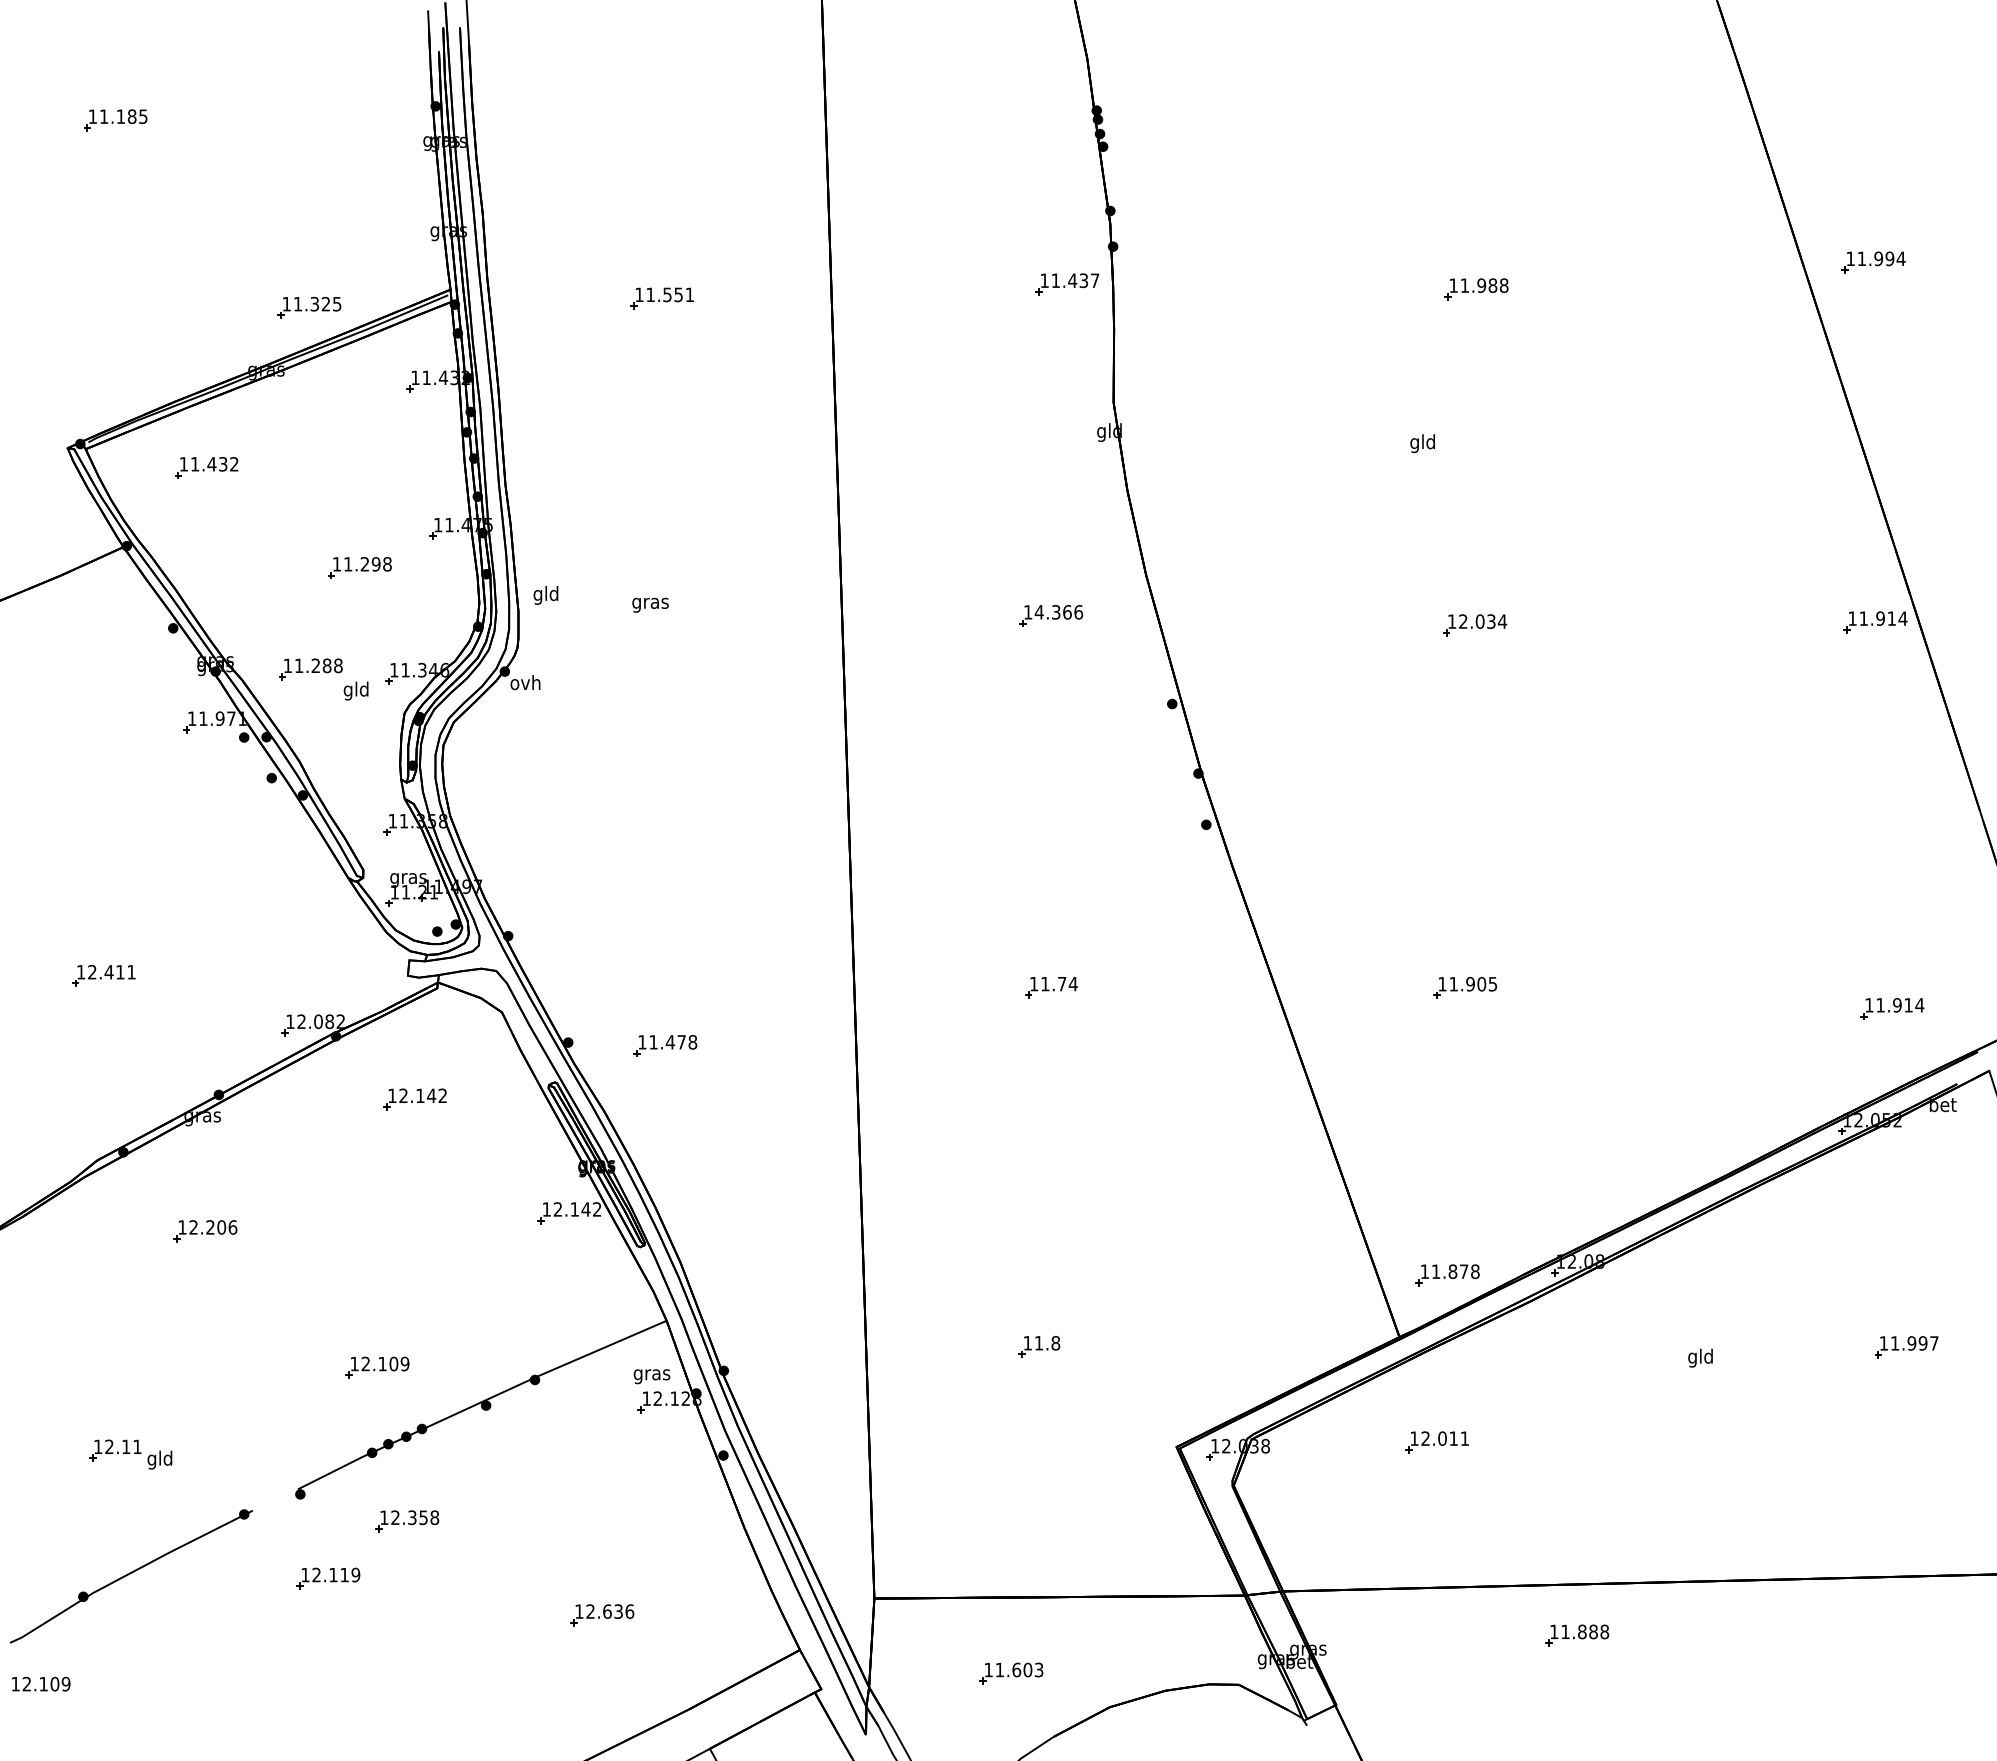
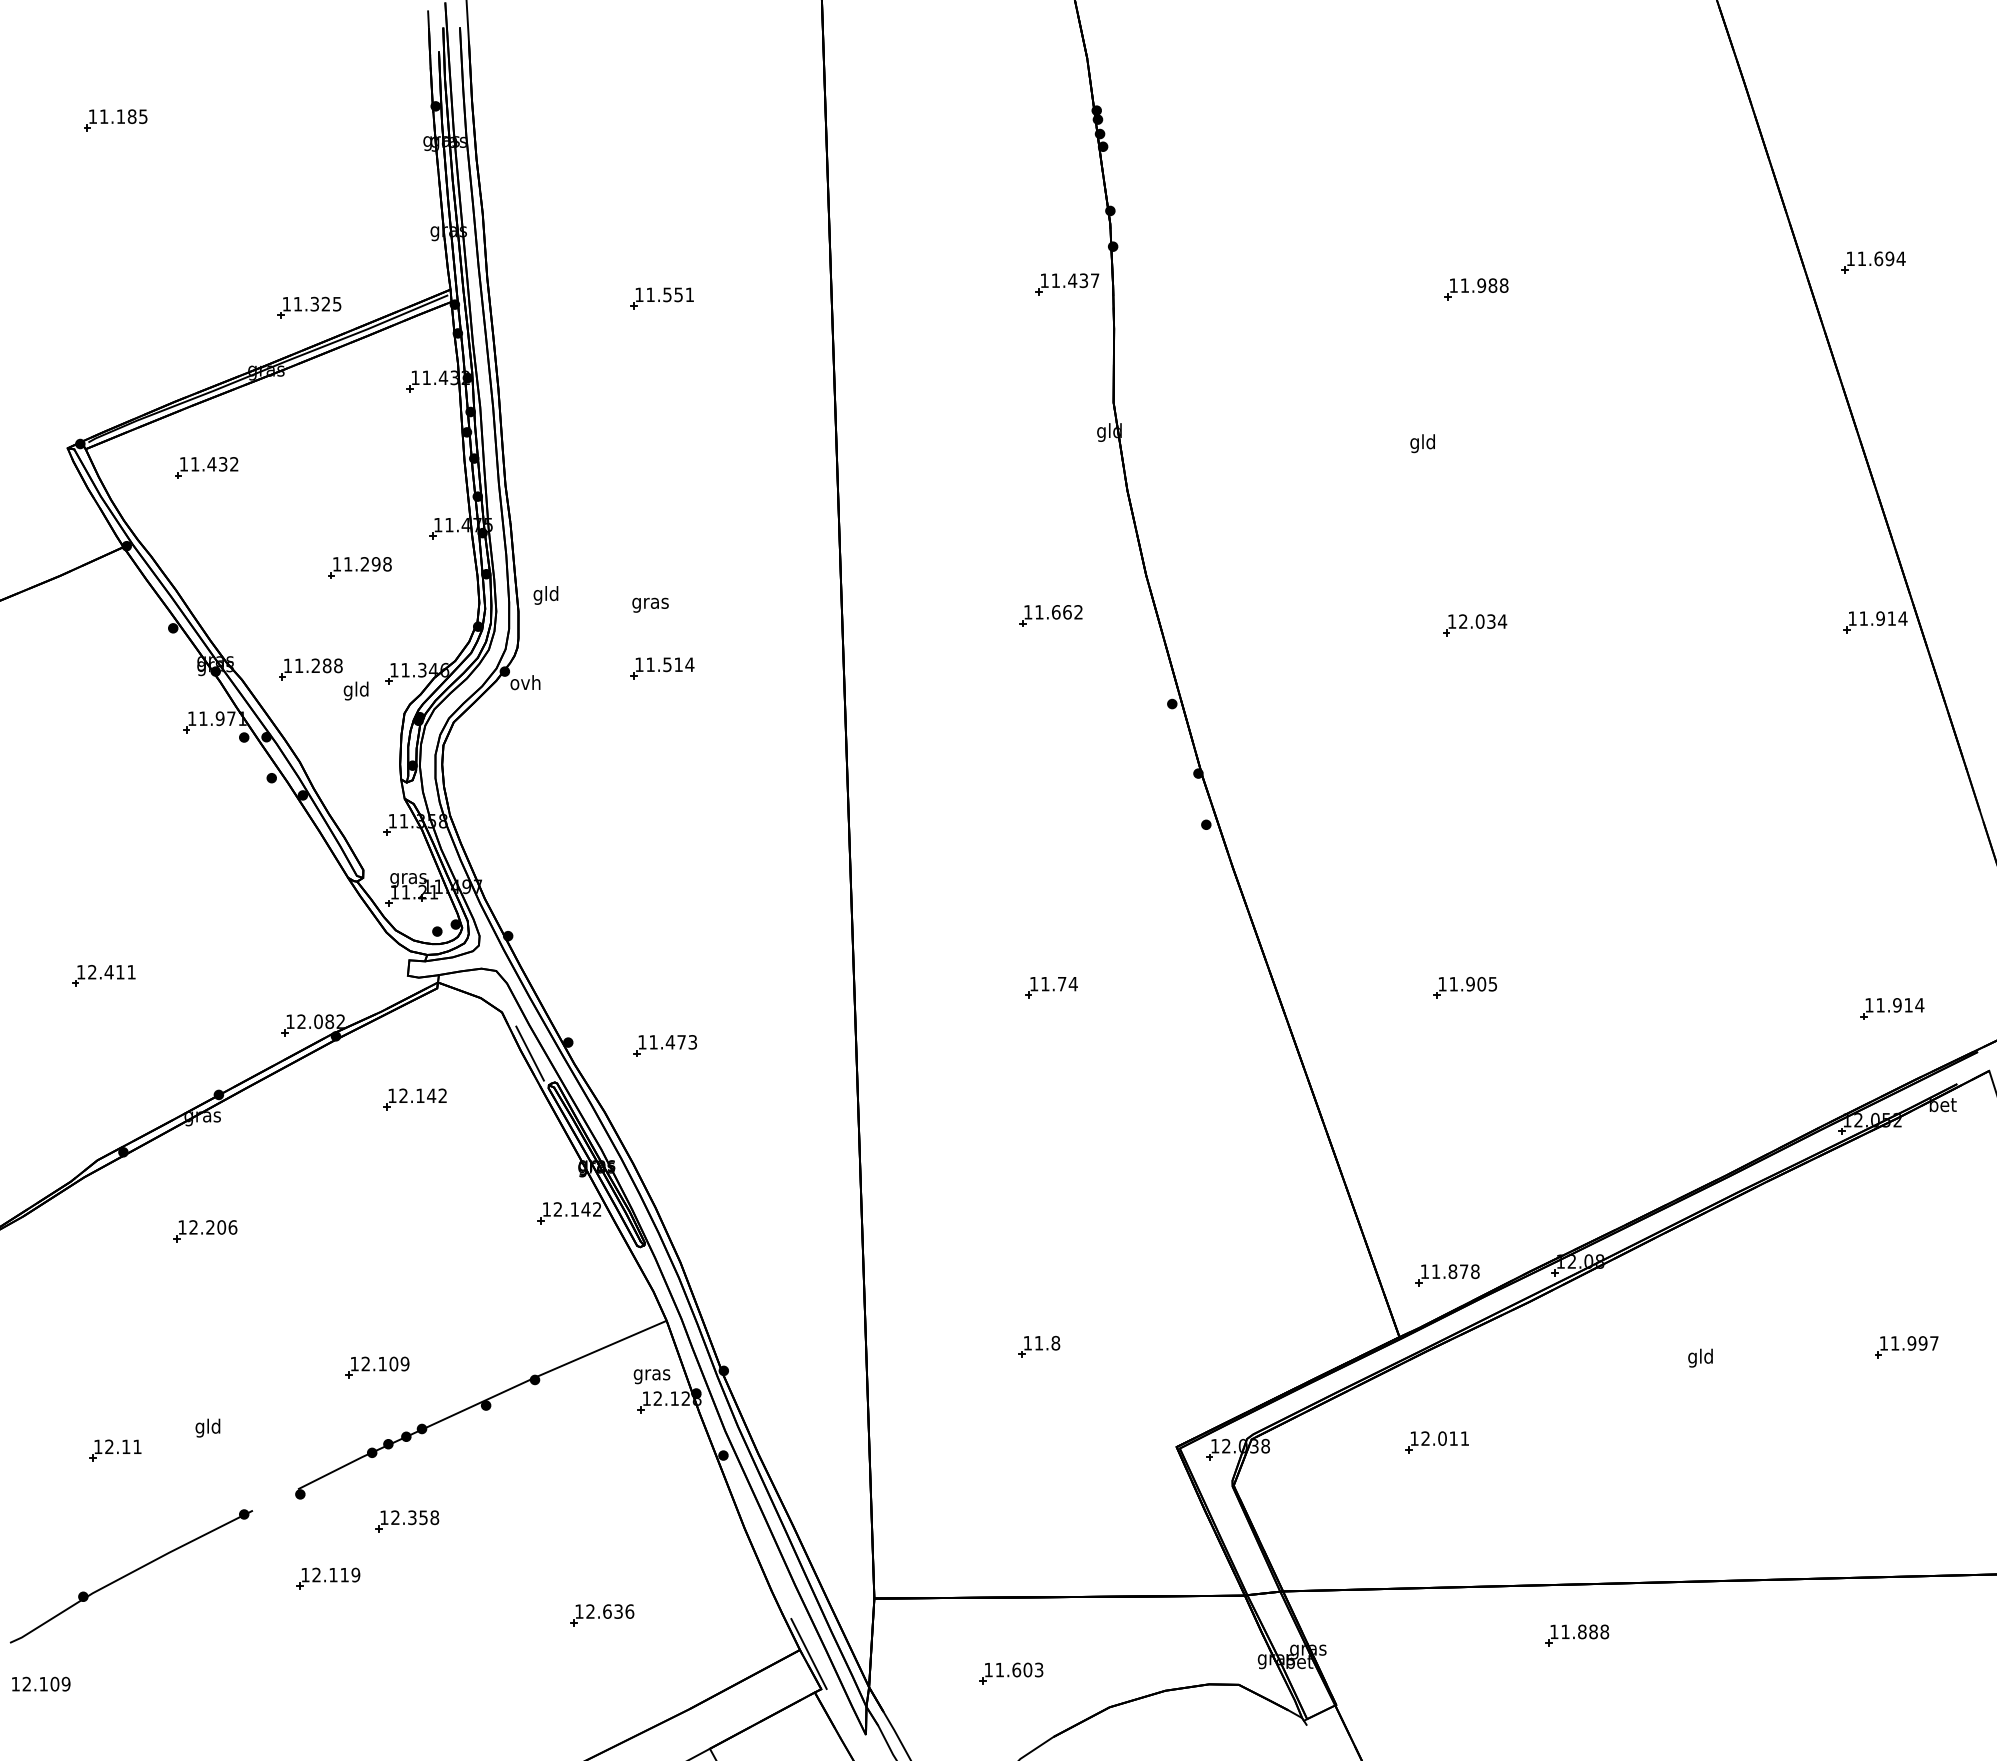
text: 11.994 -> 11.694 (1878, 258)
text: 14.366 -> 11.662 (1058, 612)
part: none -> present (662, 668)
text: 11.478 -> 11.473 (692, 1042)
line: none -> present (529, 1053)
text position: (159, 1459) -> (207, 1427) (207, 1427)
line: none -> present (808, 1653)
